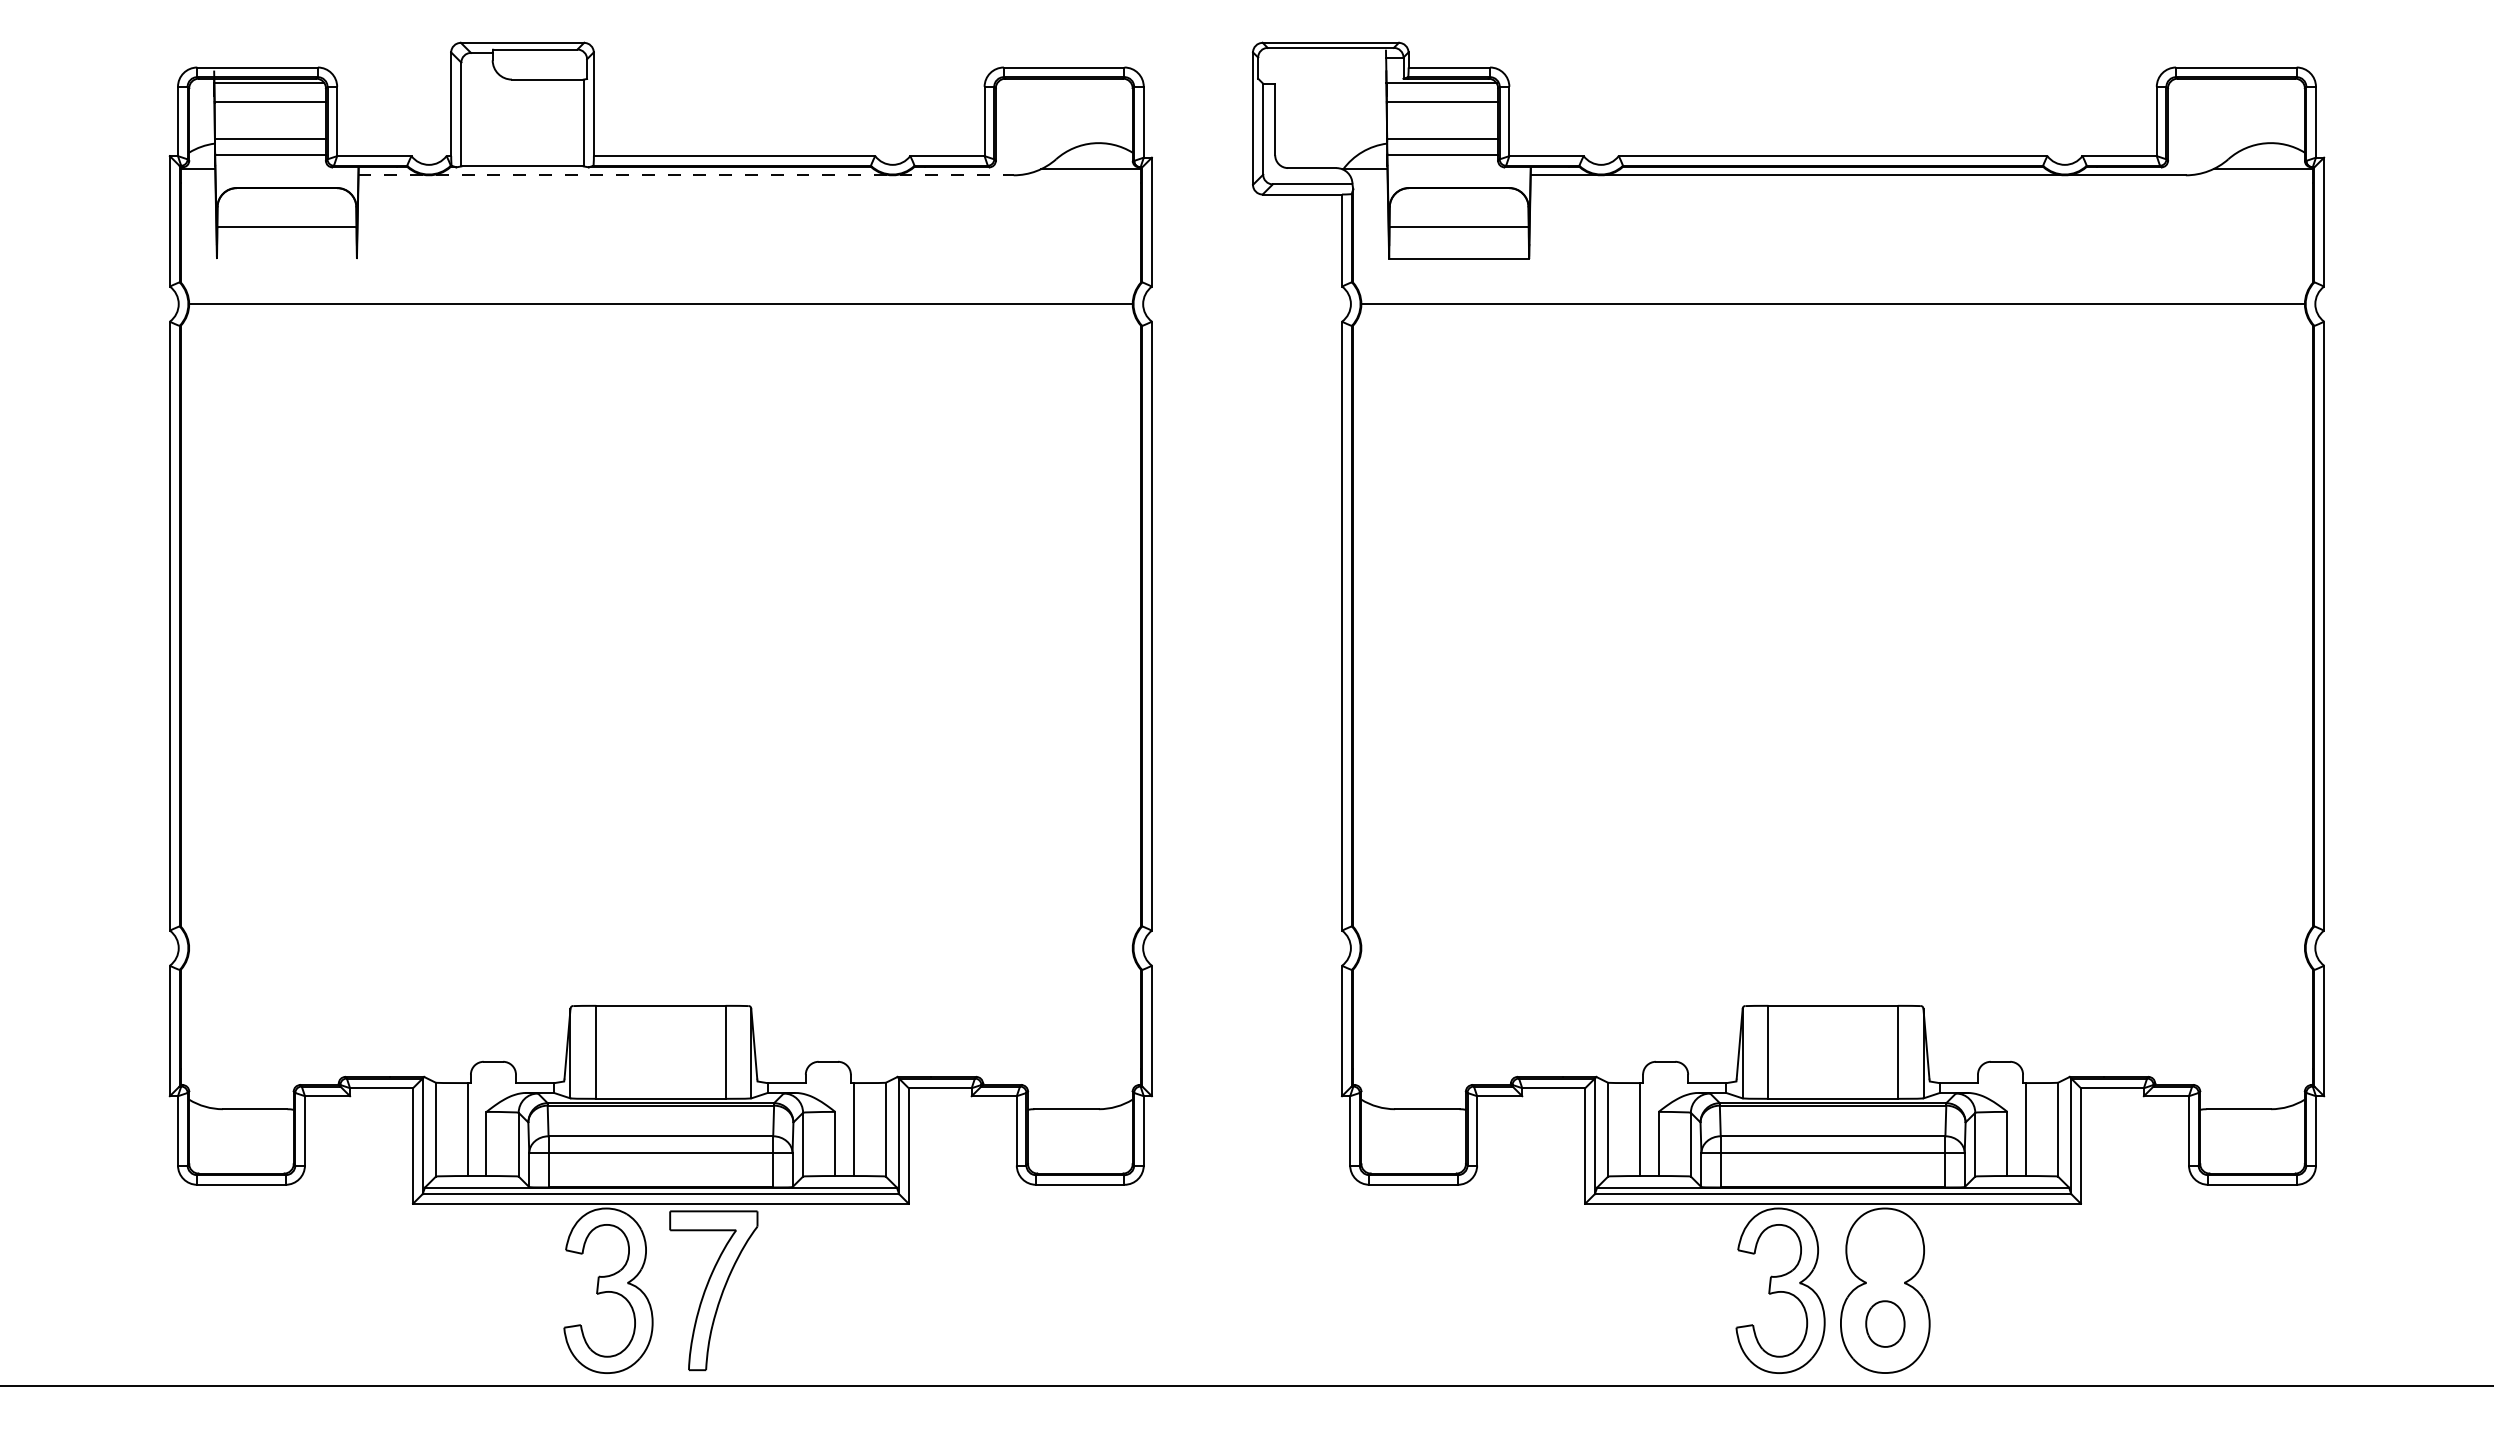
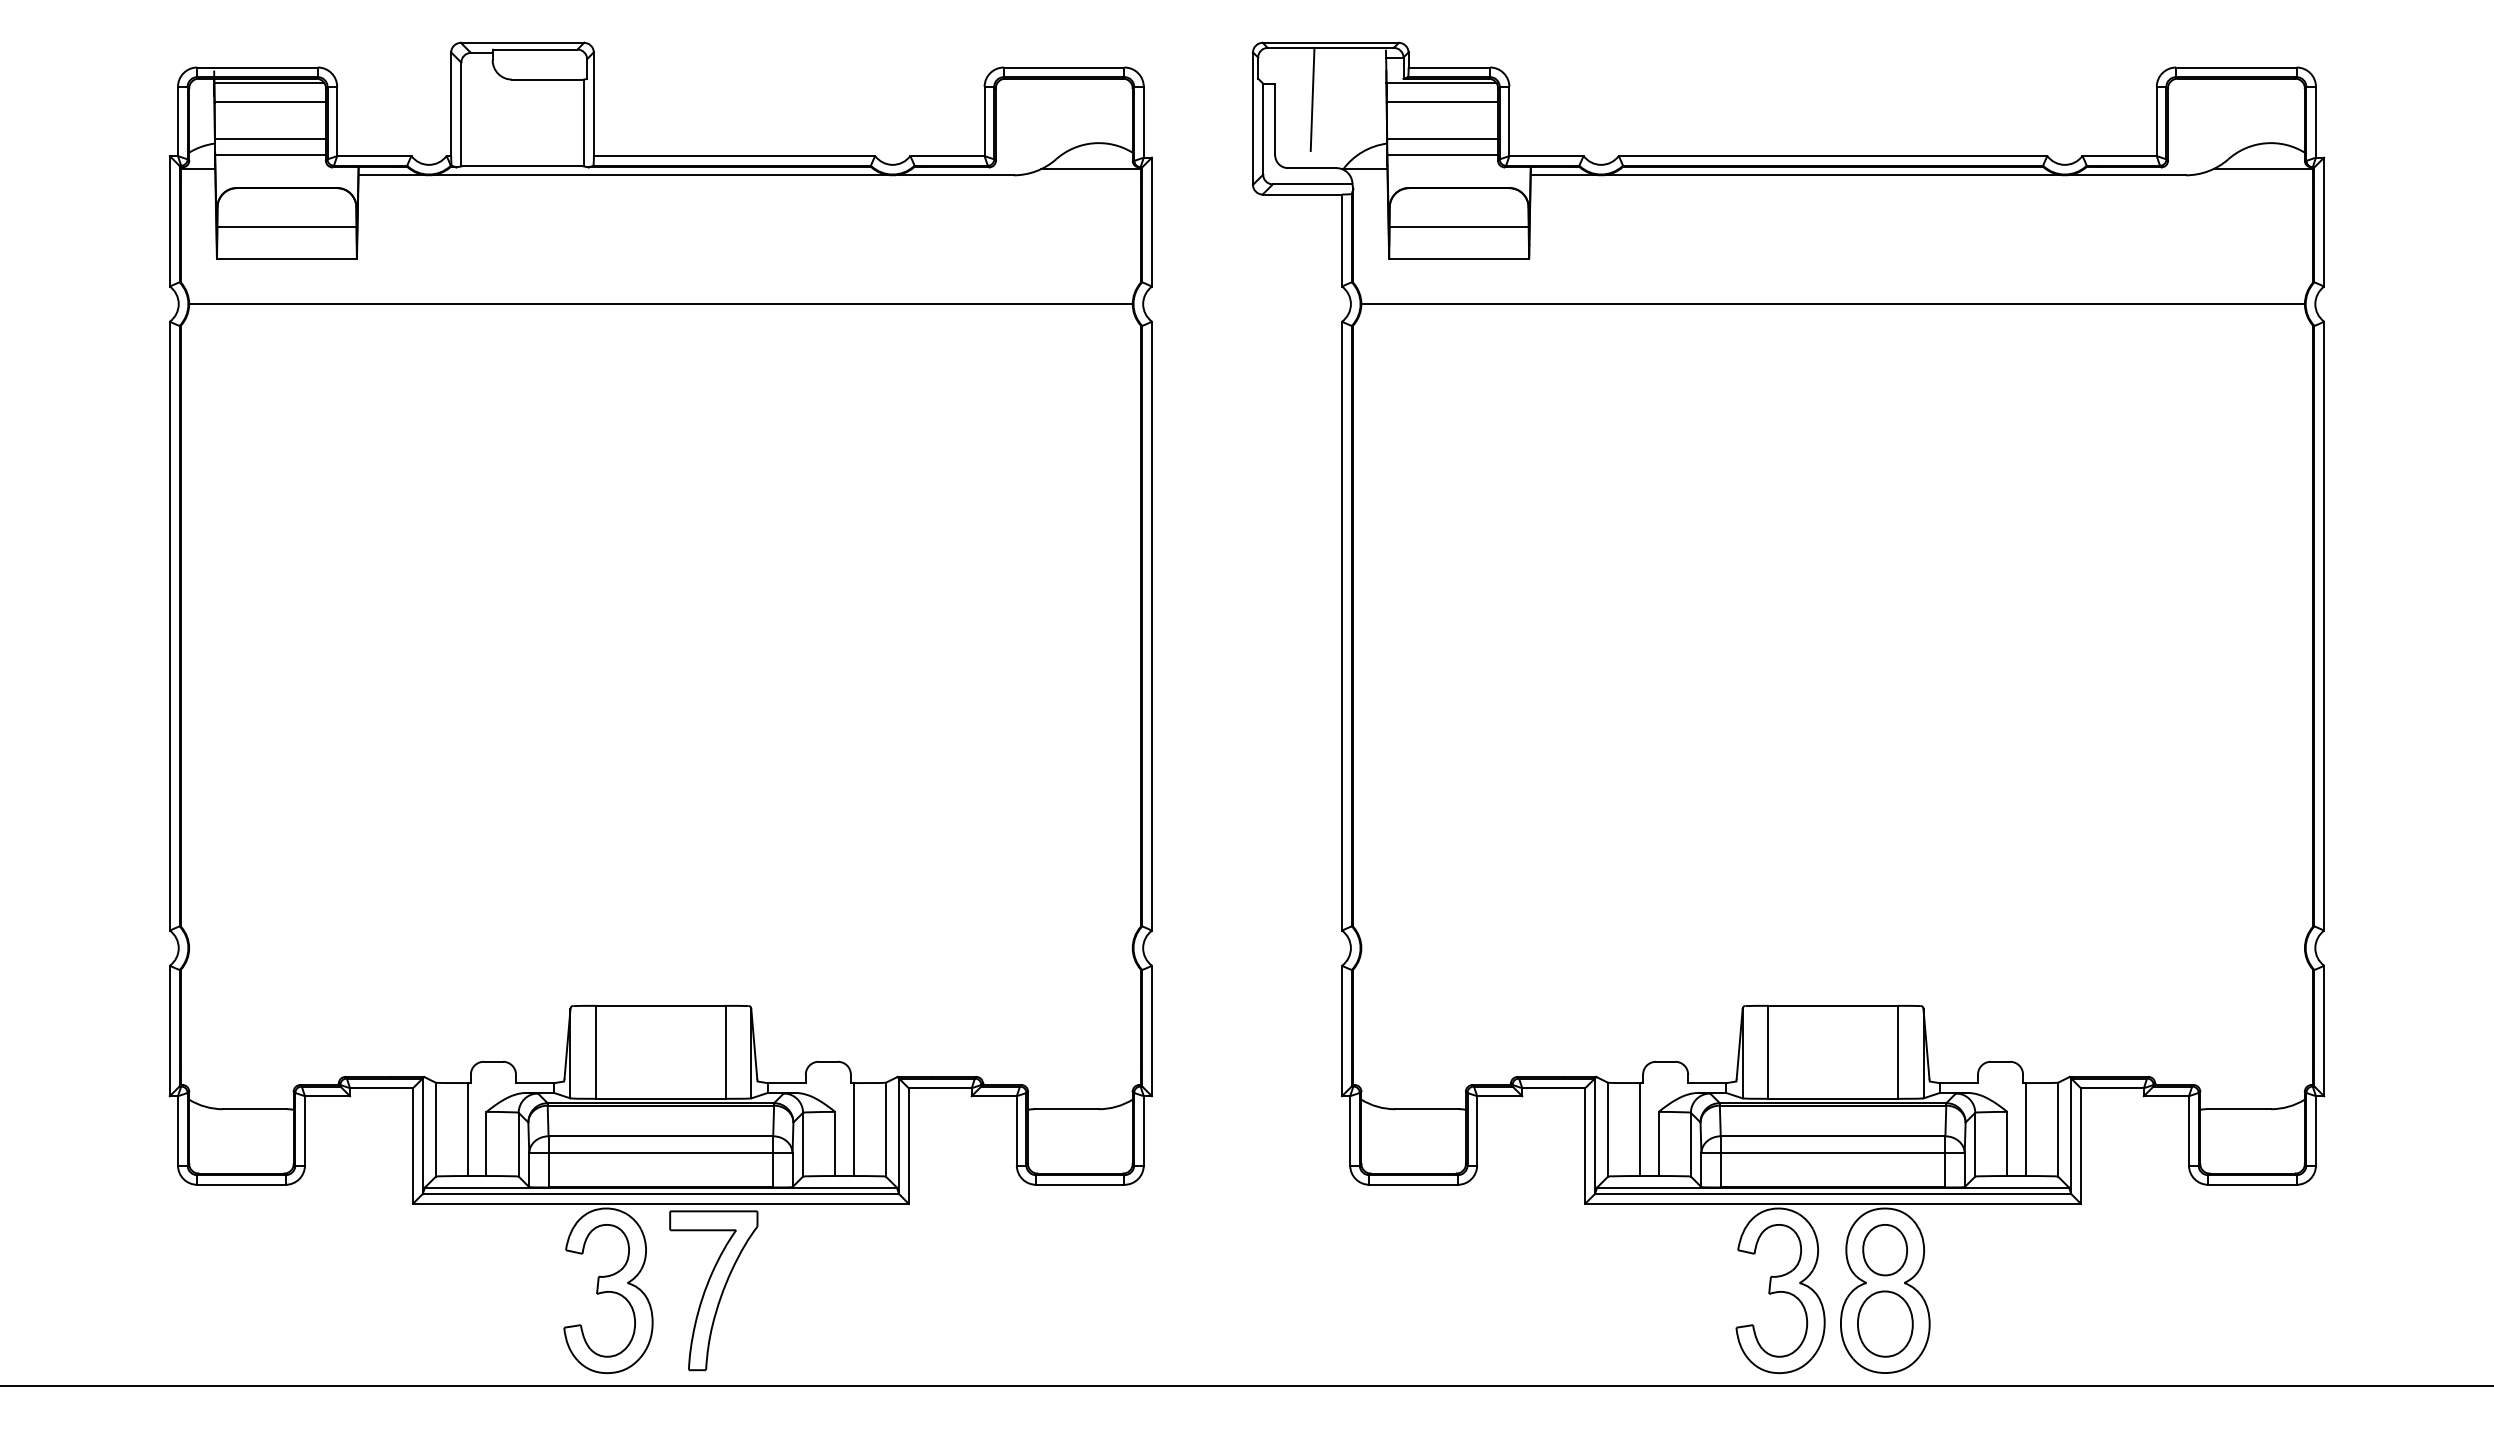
line: none -> present (1312, 98)
line: dashed -> solid (686, 175)
line: none -> present (286, 259)
part: none -> present (1884, 1250)
part size: 41x48 px -> 57x68 px (1885, 1323)
